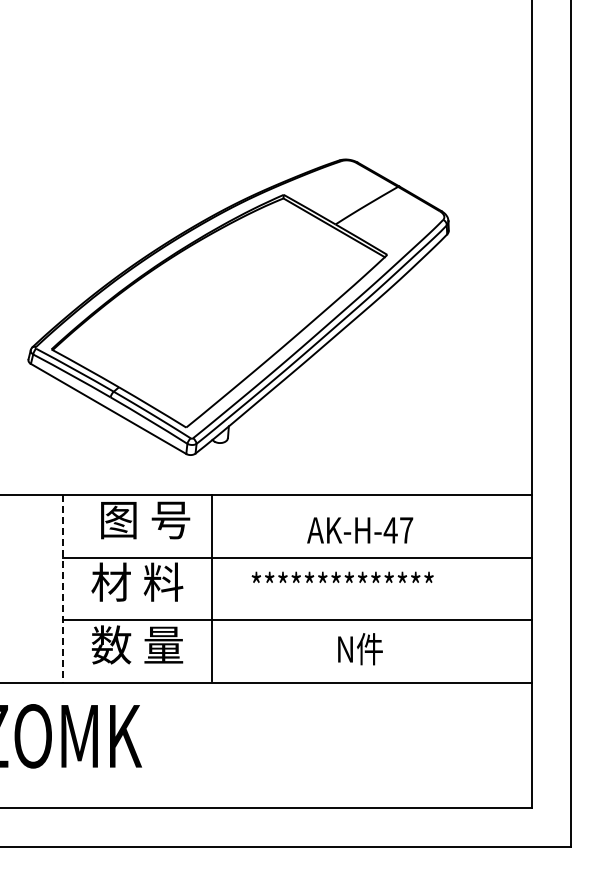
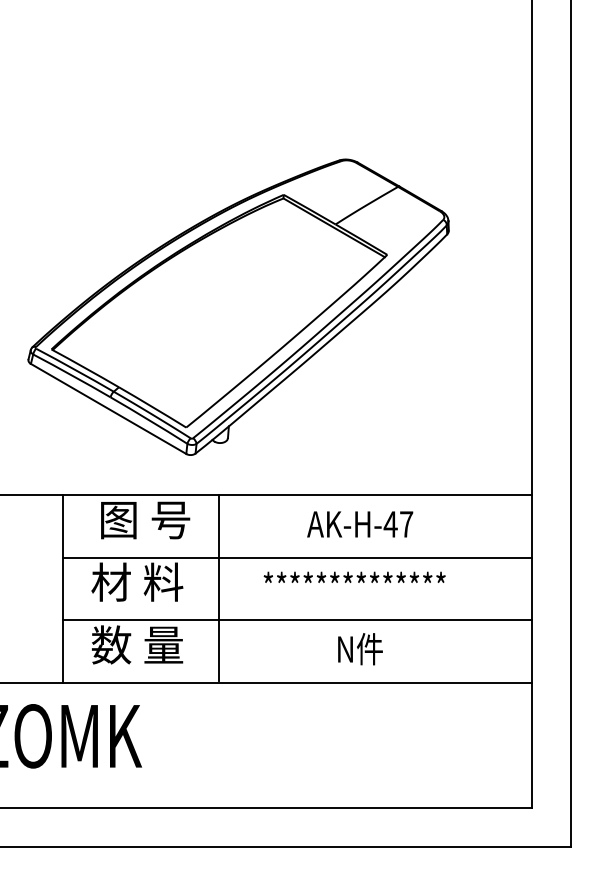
text position: (360, 530) -> (360, 524) (360, 524)
text position: (342, 576) -> (354, 576) (354, 576)
line: dashed -> solid (63, 588)
line position: (212, 588) -> (219, 588) (219, 588)
